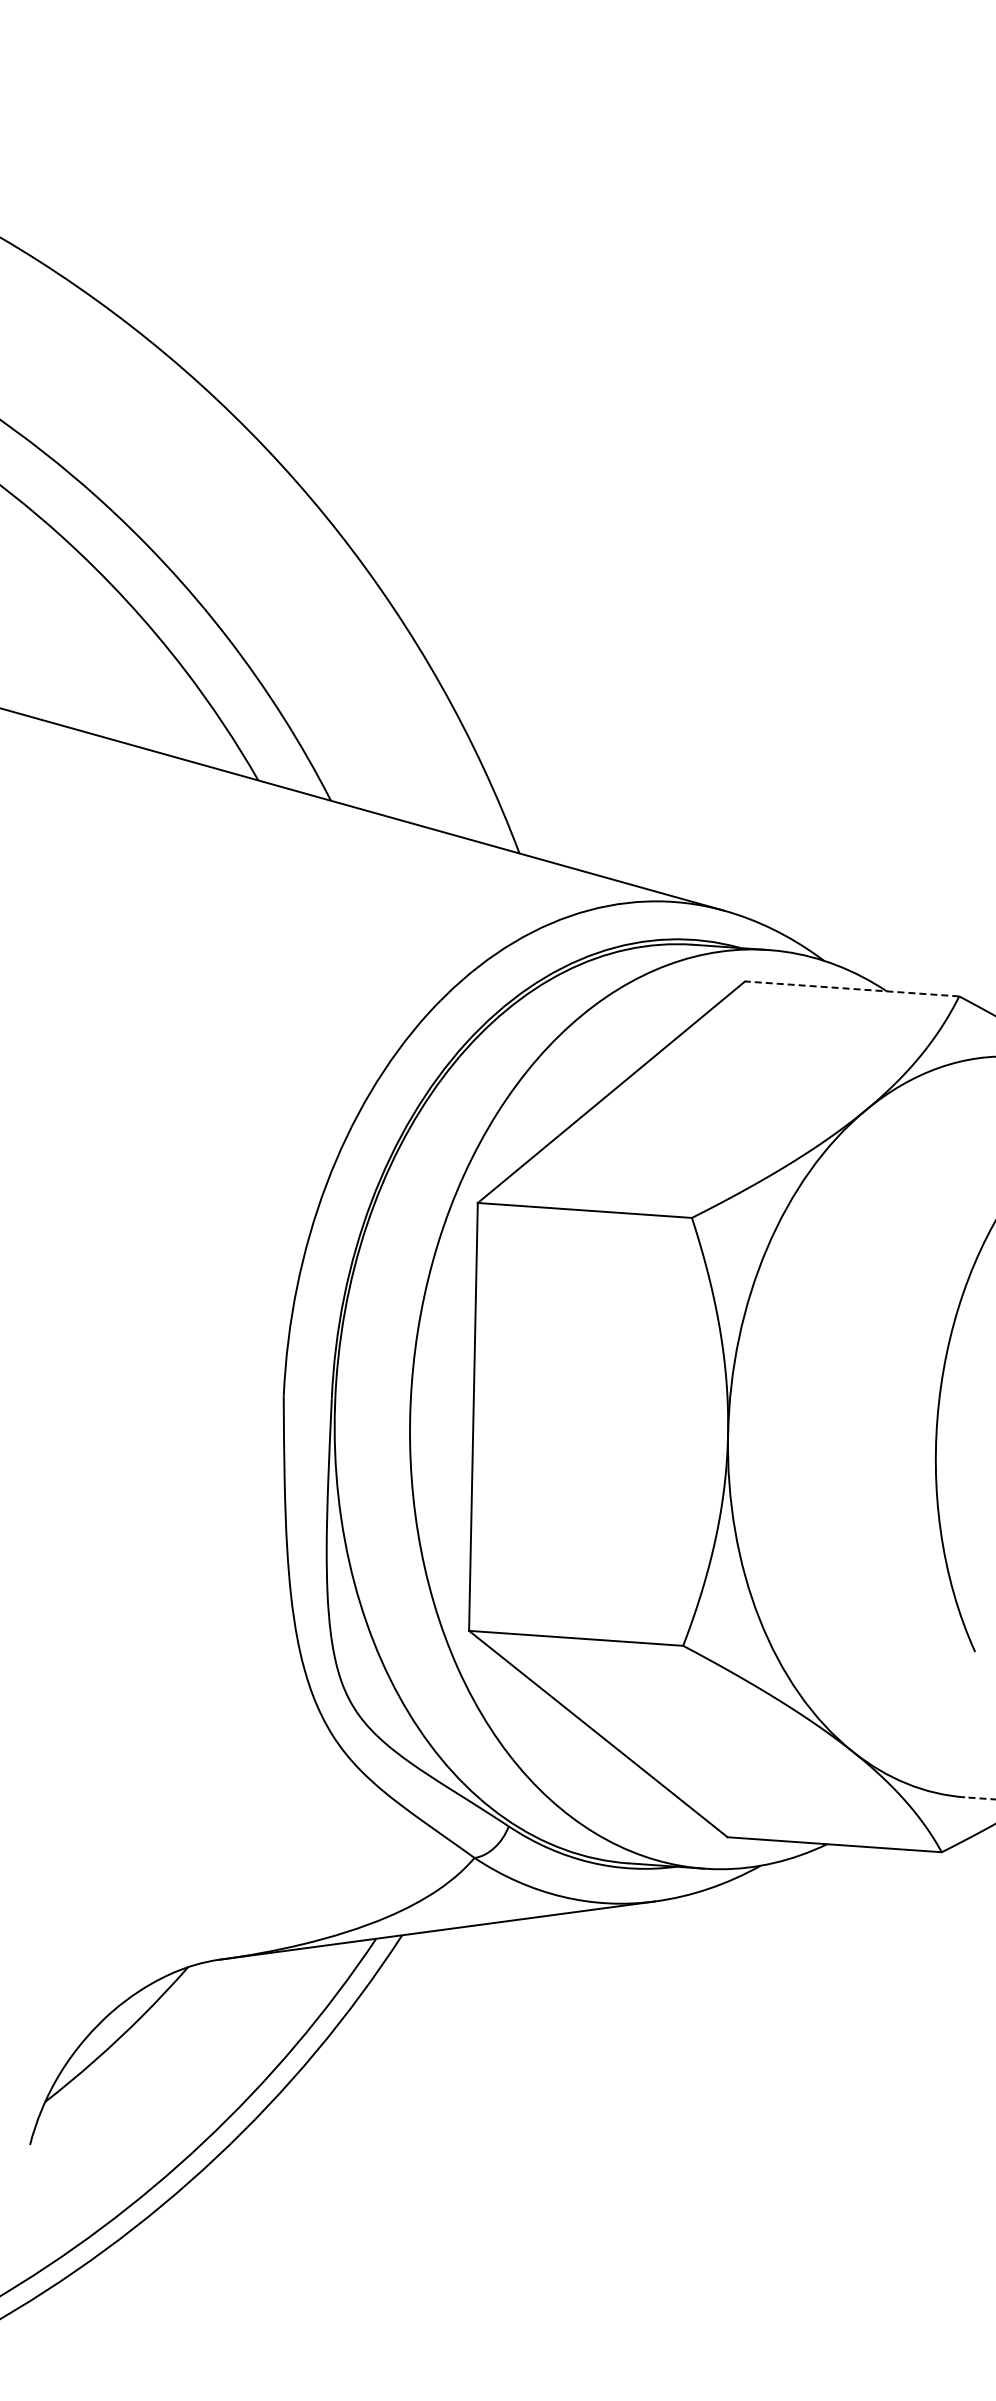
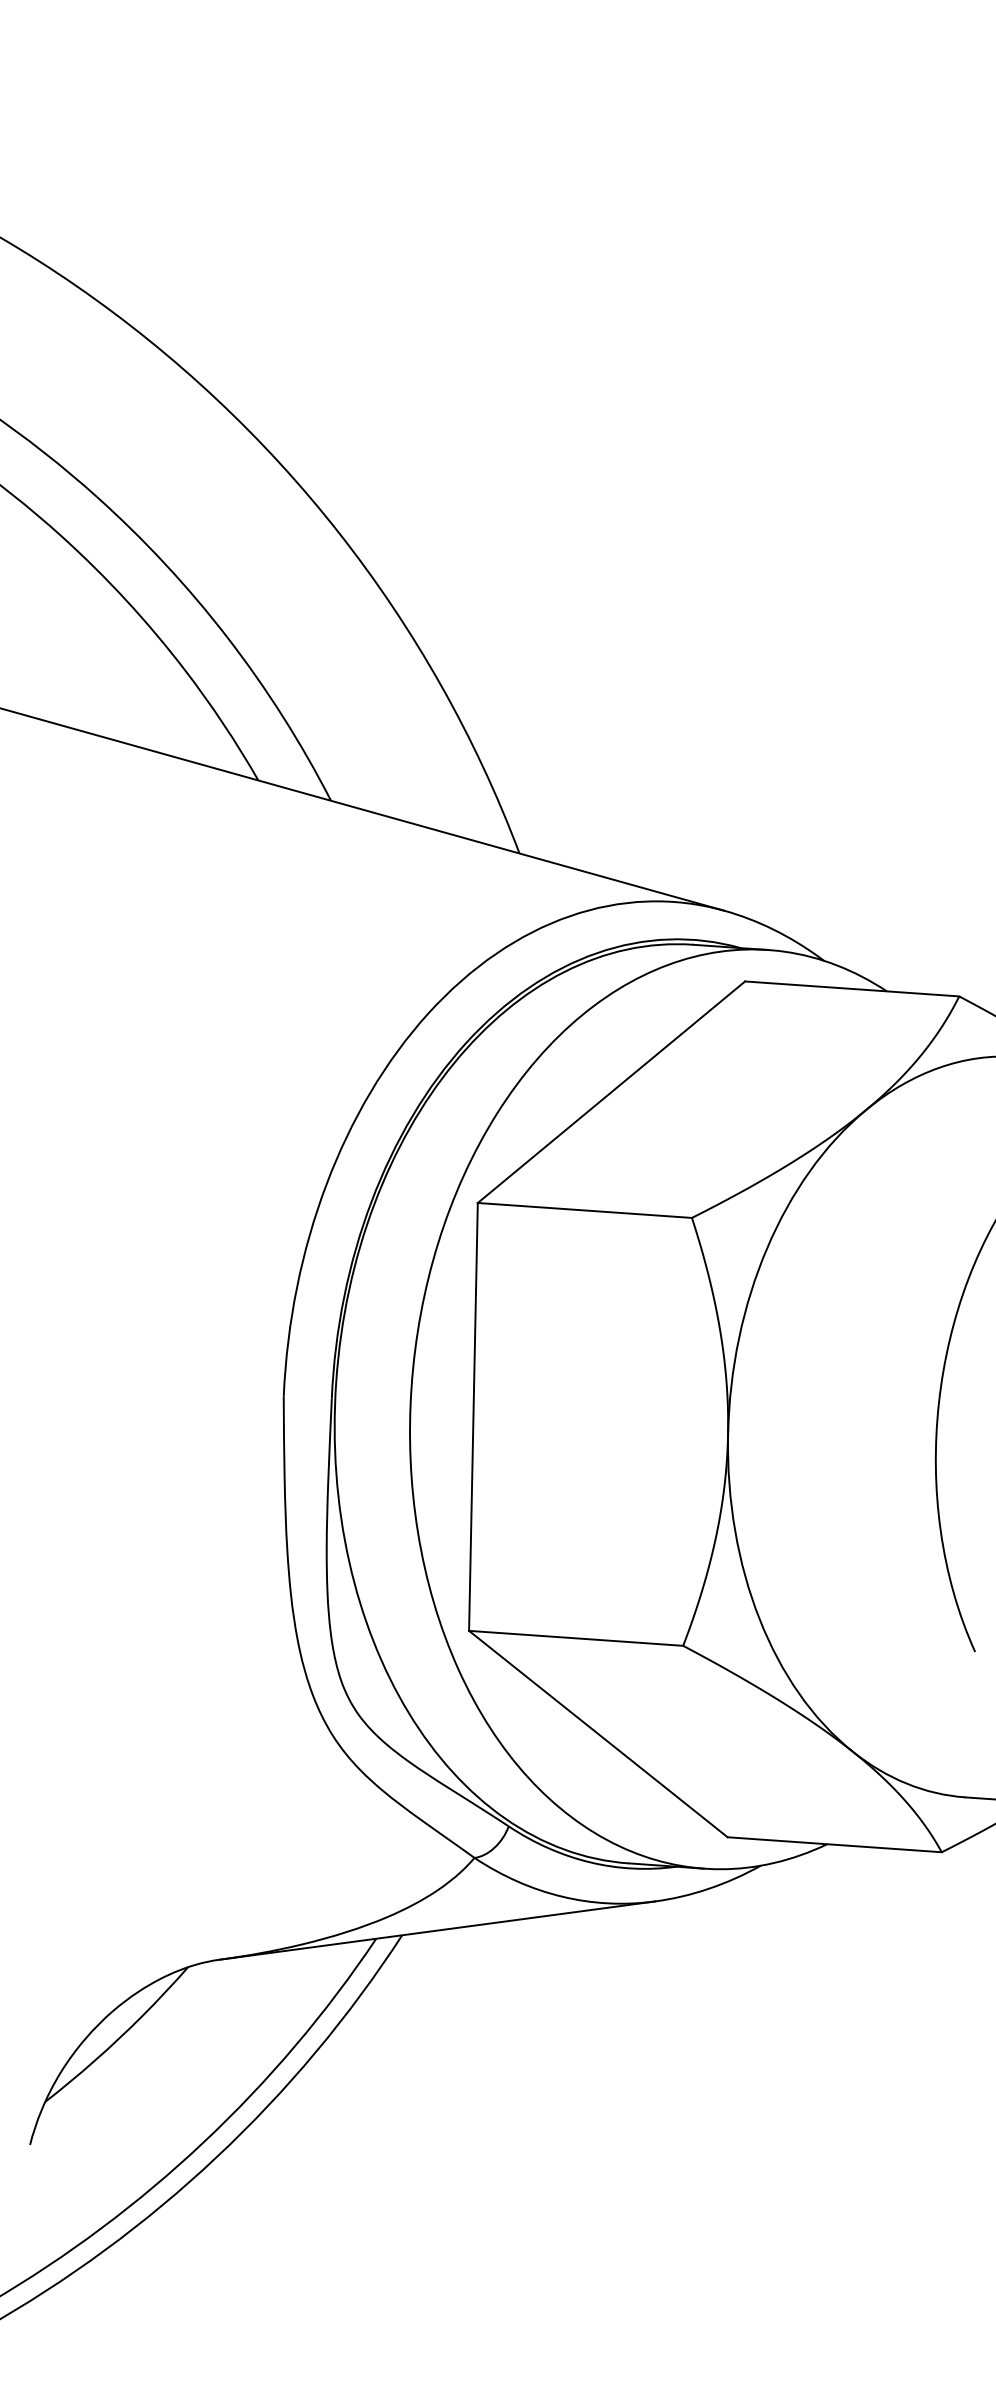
line: dashed -> solid (851, 988)
line: dashed -> solid (980, 1798)
